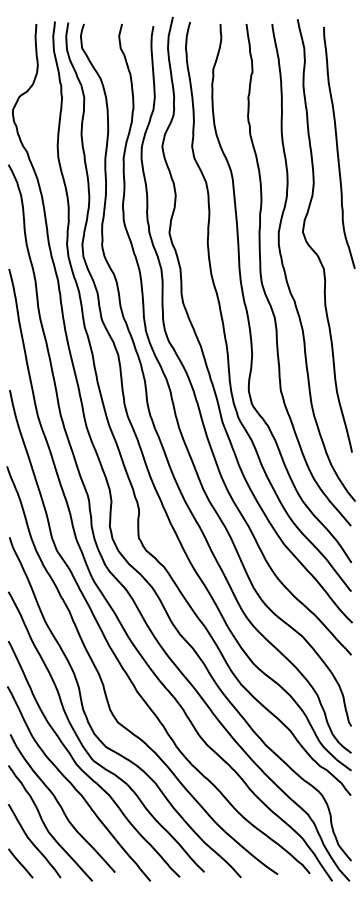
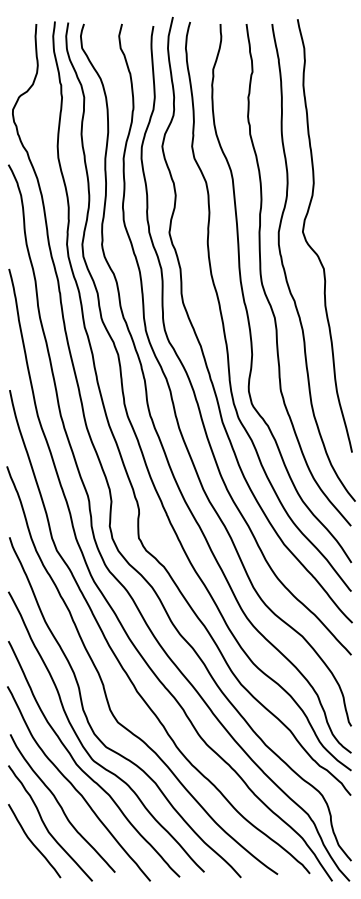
curve: present -> none (338, 147)
line: present -> none (20, 863)
